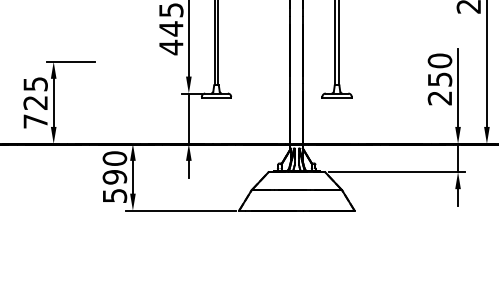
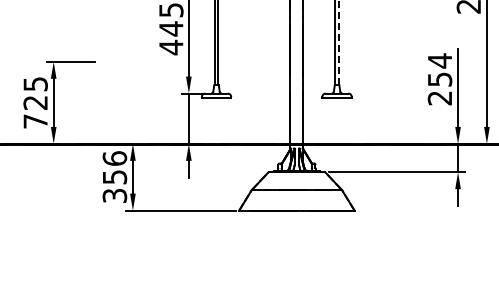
line: solid -> dashed (339, 42)
text: 250 -> 254 (439, 60)
text: 590 -> 356 (114, 176)
